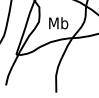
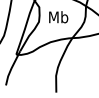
text position: (58, 23) -> (58, 17) (58, 17)
